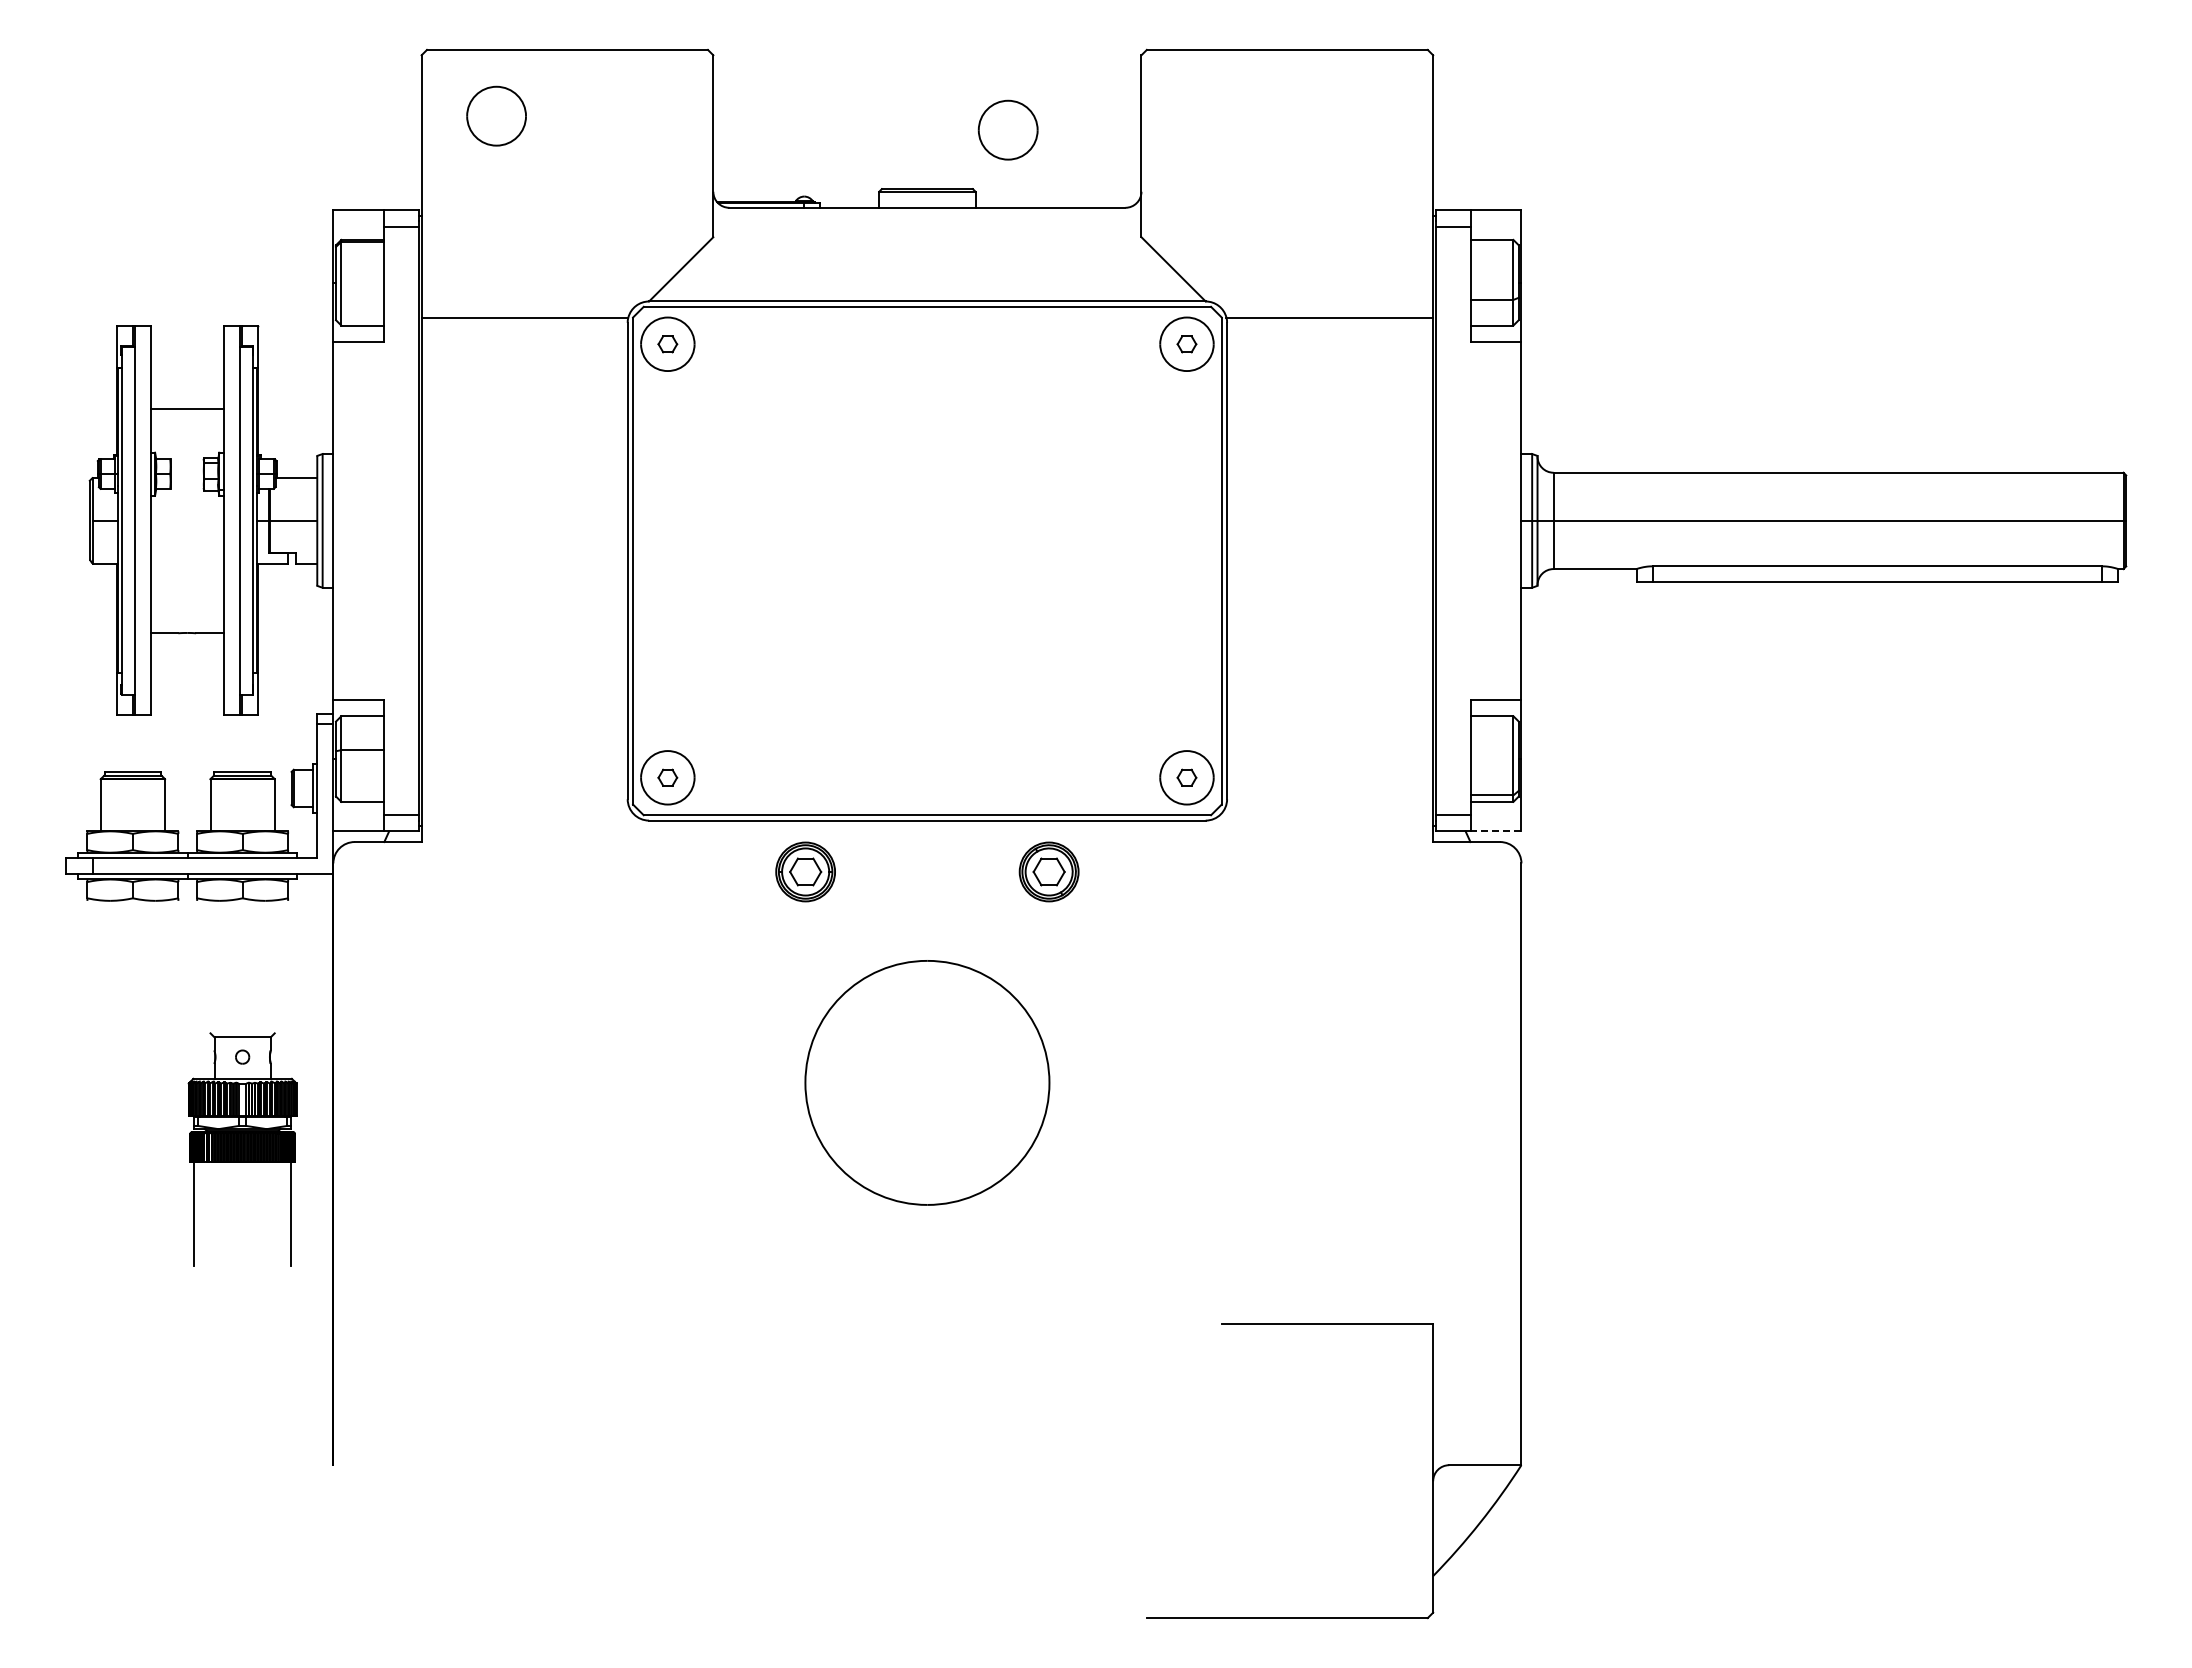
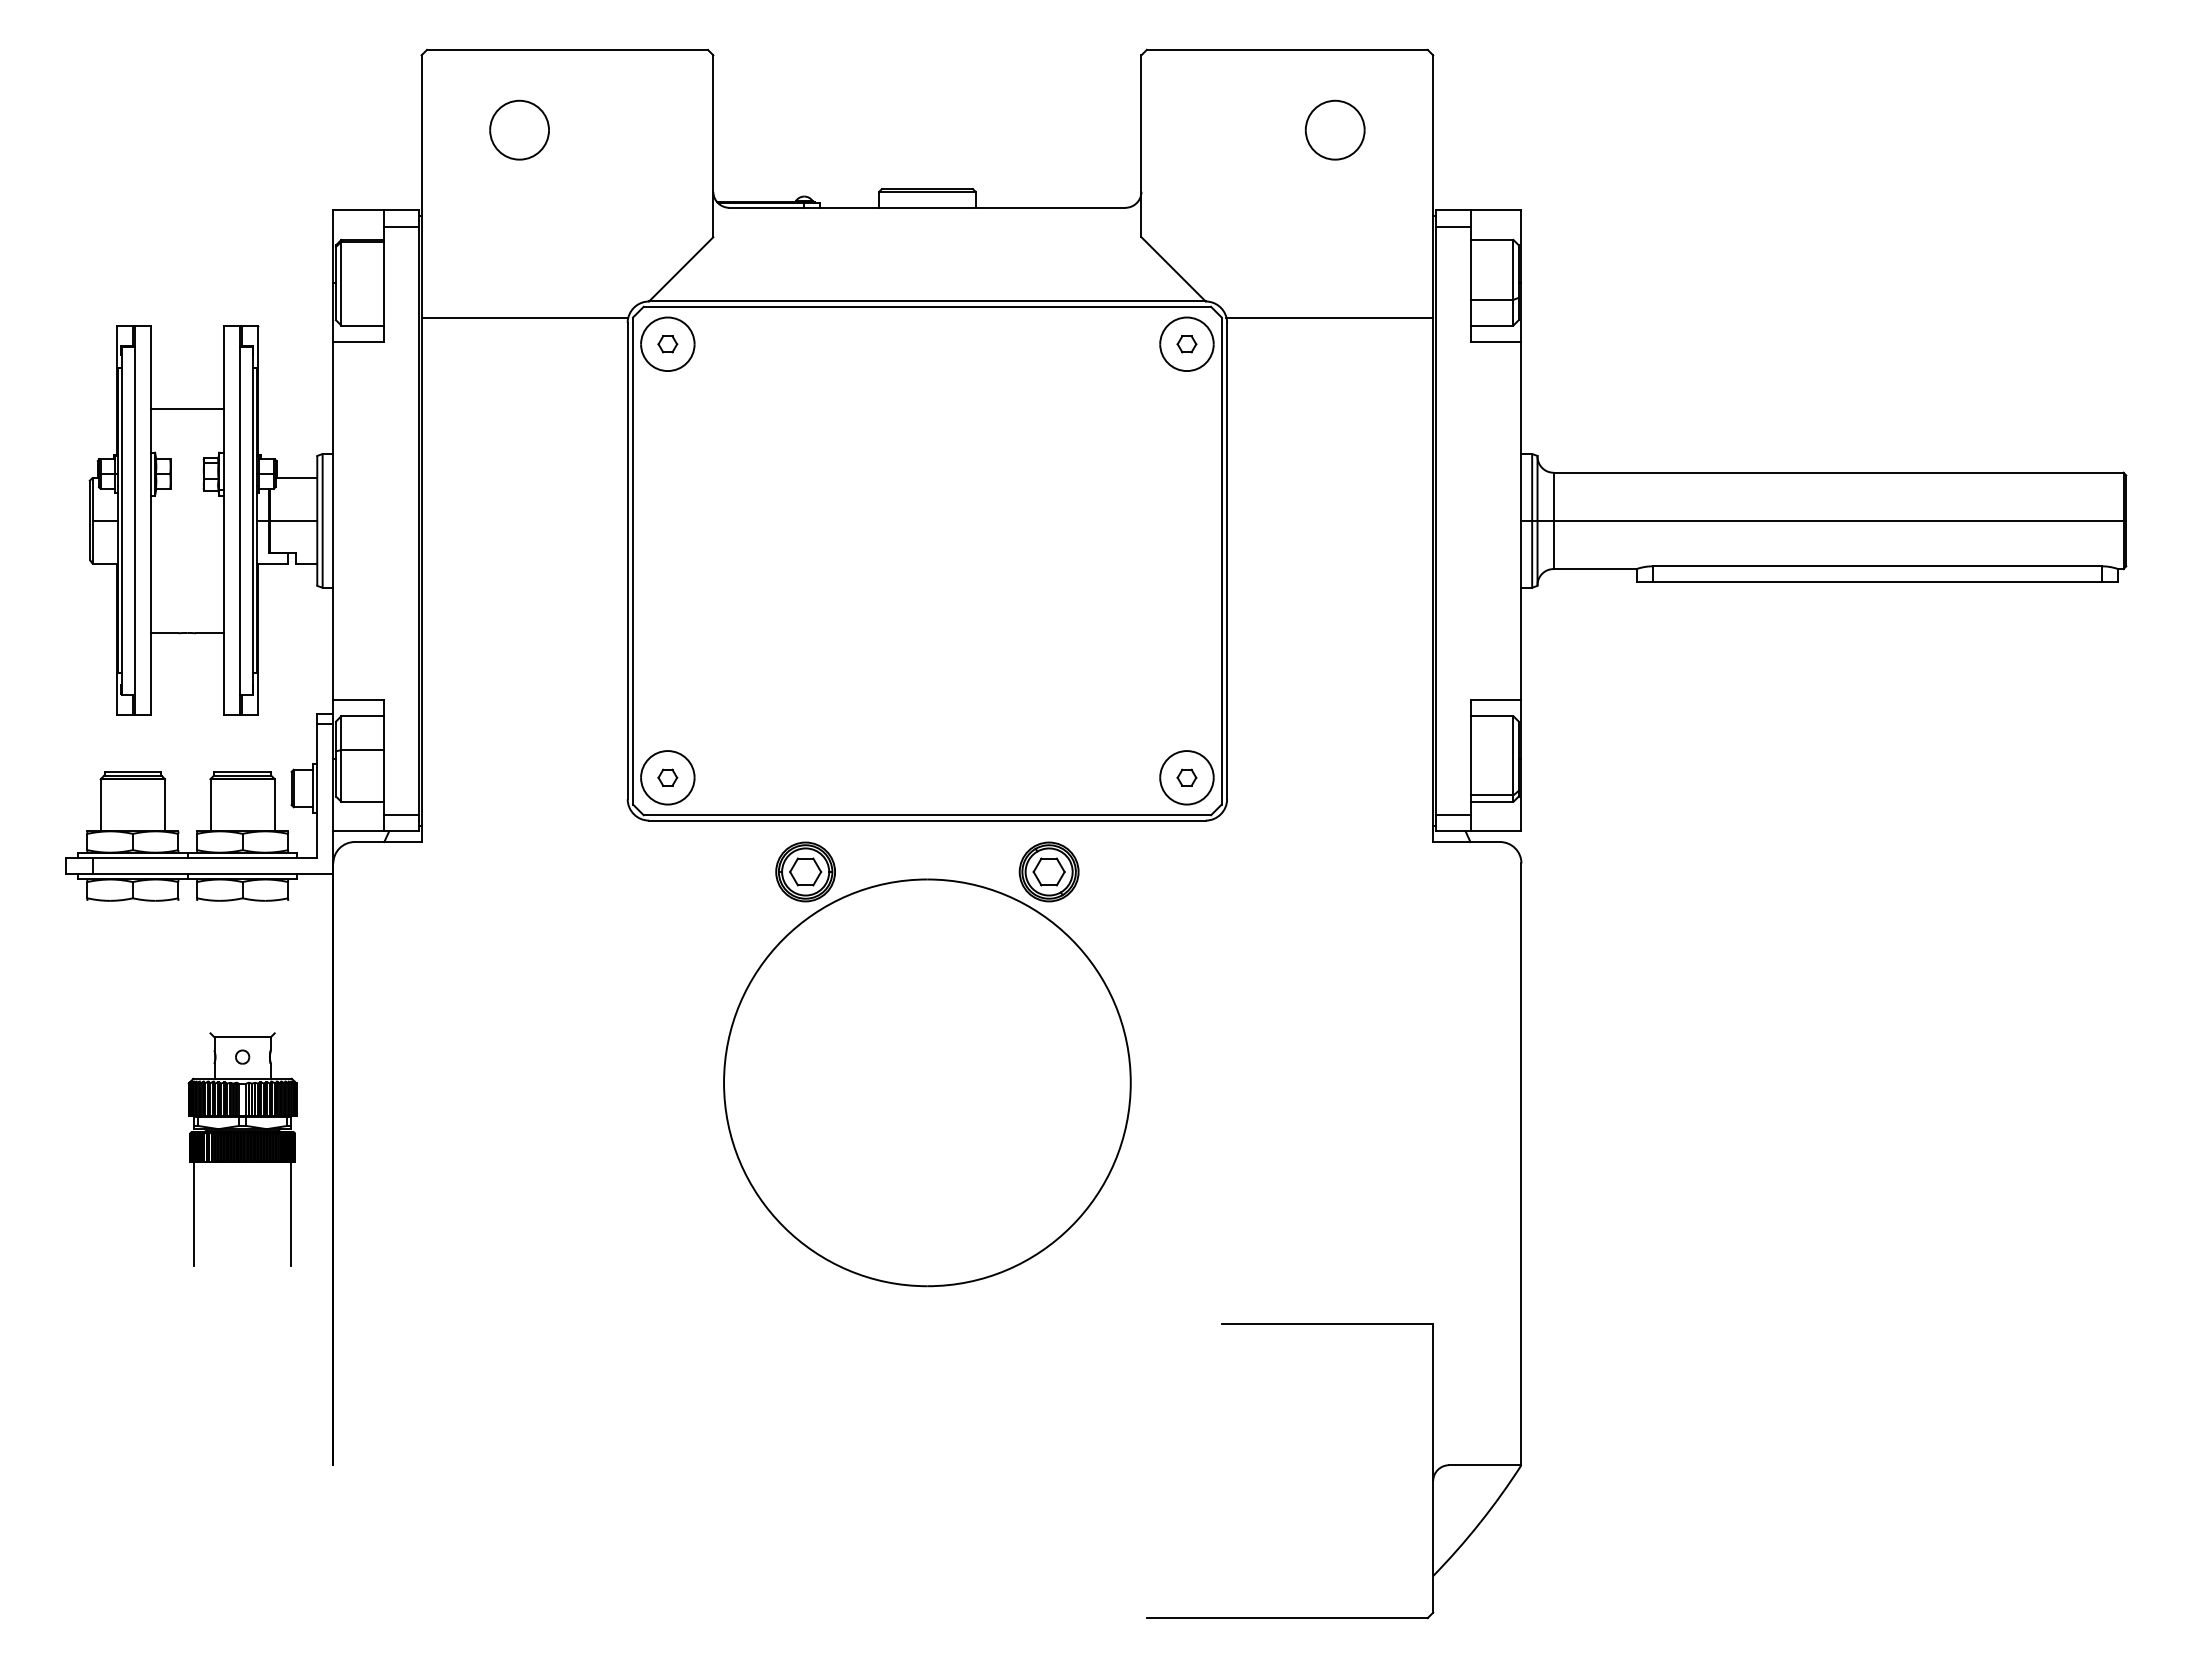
part position: (496, 115) -> (519, 129) (519, 129)
part position: (1007, 129) -> (1334, 129) (1334, 129)
line: dashed -> solid (1495, 831)
part size: 247x246 px -> 409x410 px (927, 1082)
